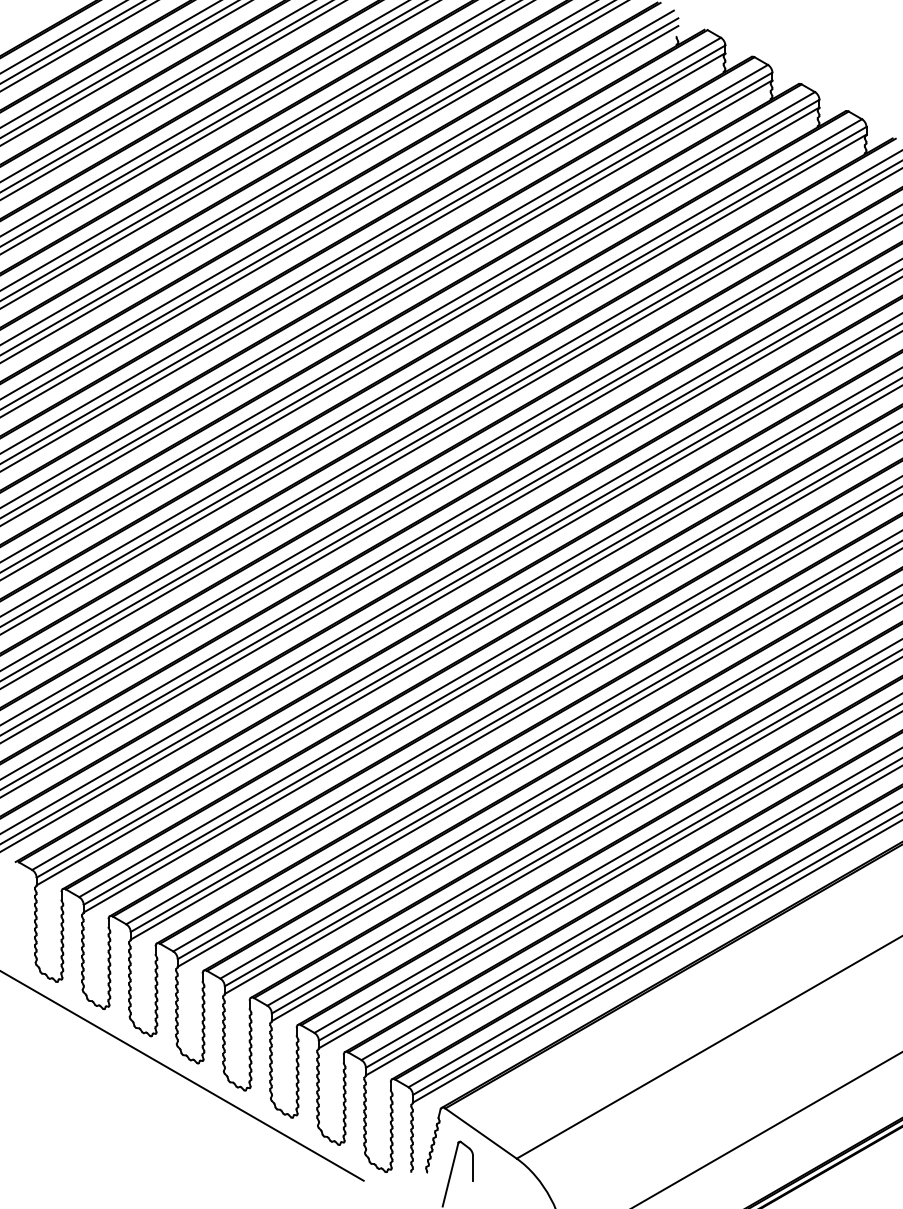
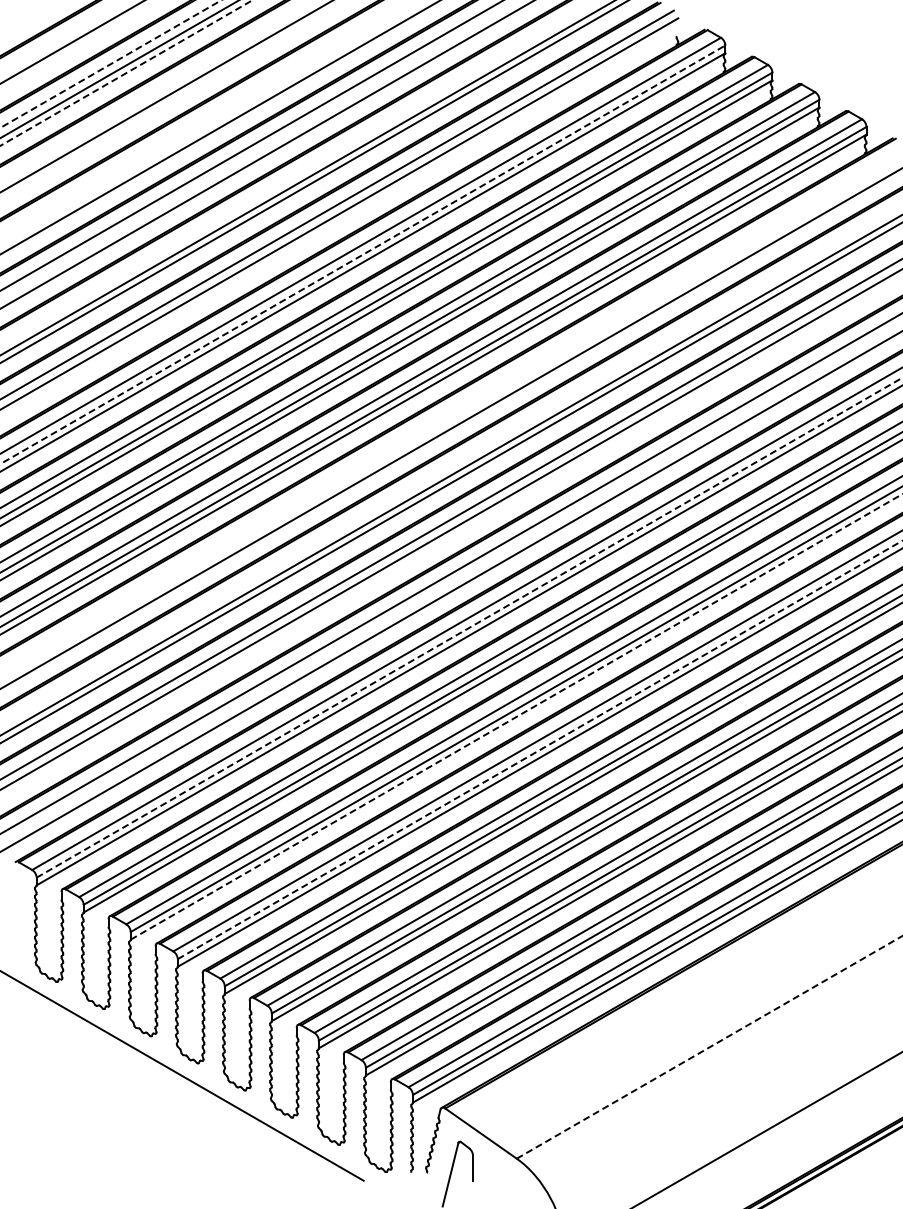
line: present -> none (62, 37)
line: present -> none (78, 46)
line: solid -> dashed (111, 63)
line: solid -> dashed (127, 72)
line: present -> none (157, 91)
line: present -> none (172, 100)
line: present -> none (204, 118)
line: present -> none (212, 123)
line: present -> none (260, 150)
line: present -> none (298, 173)
line: present -> none (340, 221)
line: solid -> dashed (363, 254)
line: present -> none (450, 410)
line: present -> none (450, 420)
line: present -> none (450, 465)
line: present -> none (450, 537)
line: present -> none (450, 584)
line: solid -> dashed (469, 627)
line: solid -> dashed (516, 716)
line: solid -> dashed (540, 749)
line: solid -> dashed (709, 1047)
